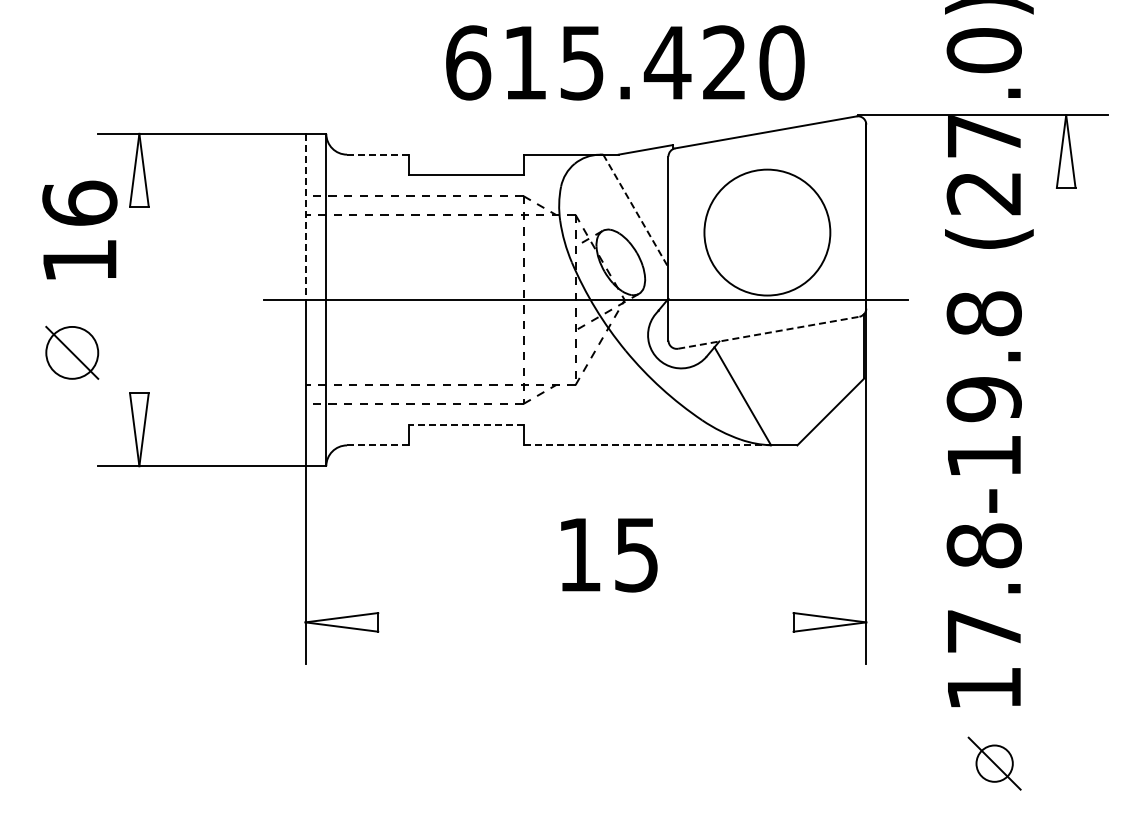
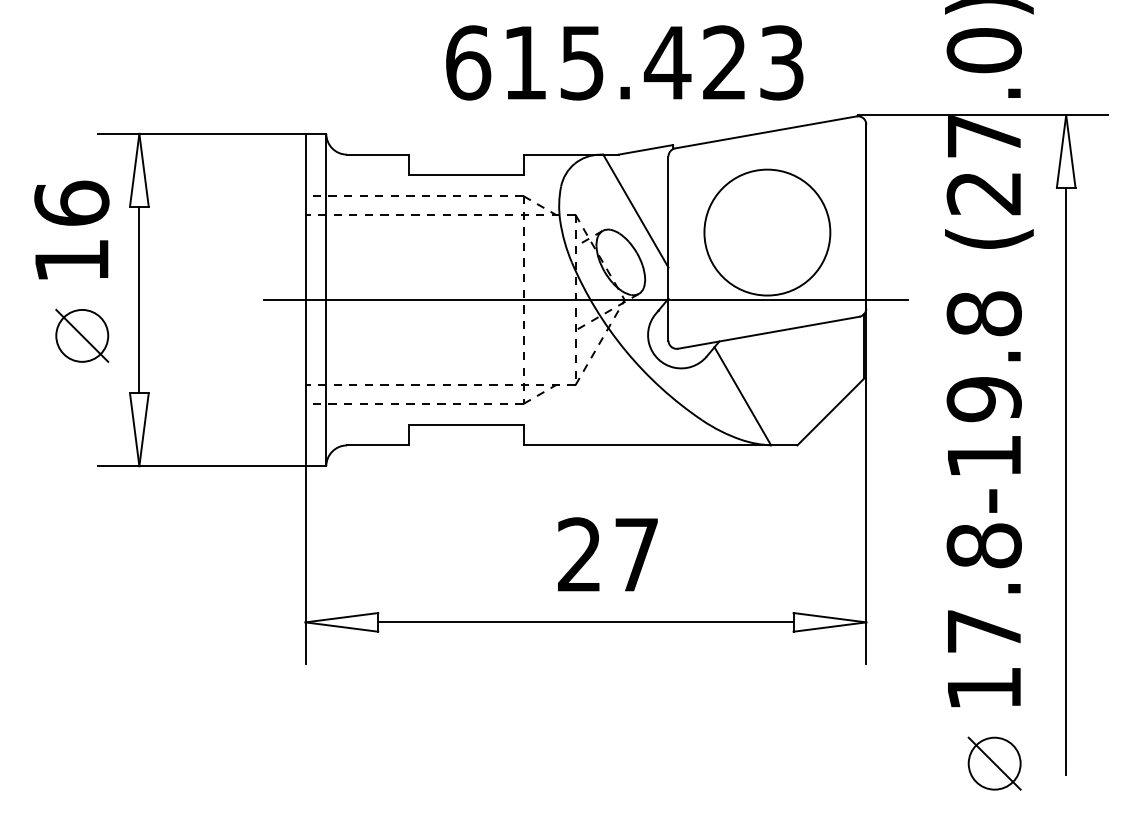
text: 615.420 -> 615.423 (781, 62)
line: dashed -> solid (377, 154)
line: dashed -> solid (636, 211)
line: dashed -> solid (305, 217)
text position: (79, 229) -> (71, 229) (71, 229)
line: none -> present (139, 299)
line: dashed -> solid (769, 332)
part position: (72, 352) -> (82, 335) (82, 335)
line: dashed -> solid (466, 424)
line: dashed -> solid (378, 445)
line: dashed -> solid (647, 445)
line: none -> present (1066, 481)
text: 15 -> 27 (607, 554)
line: none -> present (585, 622)
circle diameter: 36 px -> 52 px (994, 763)
